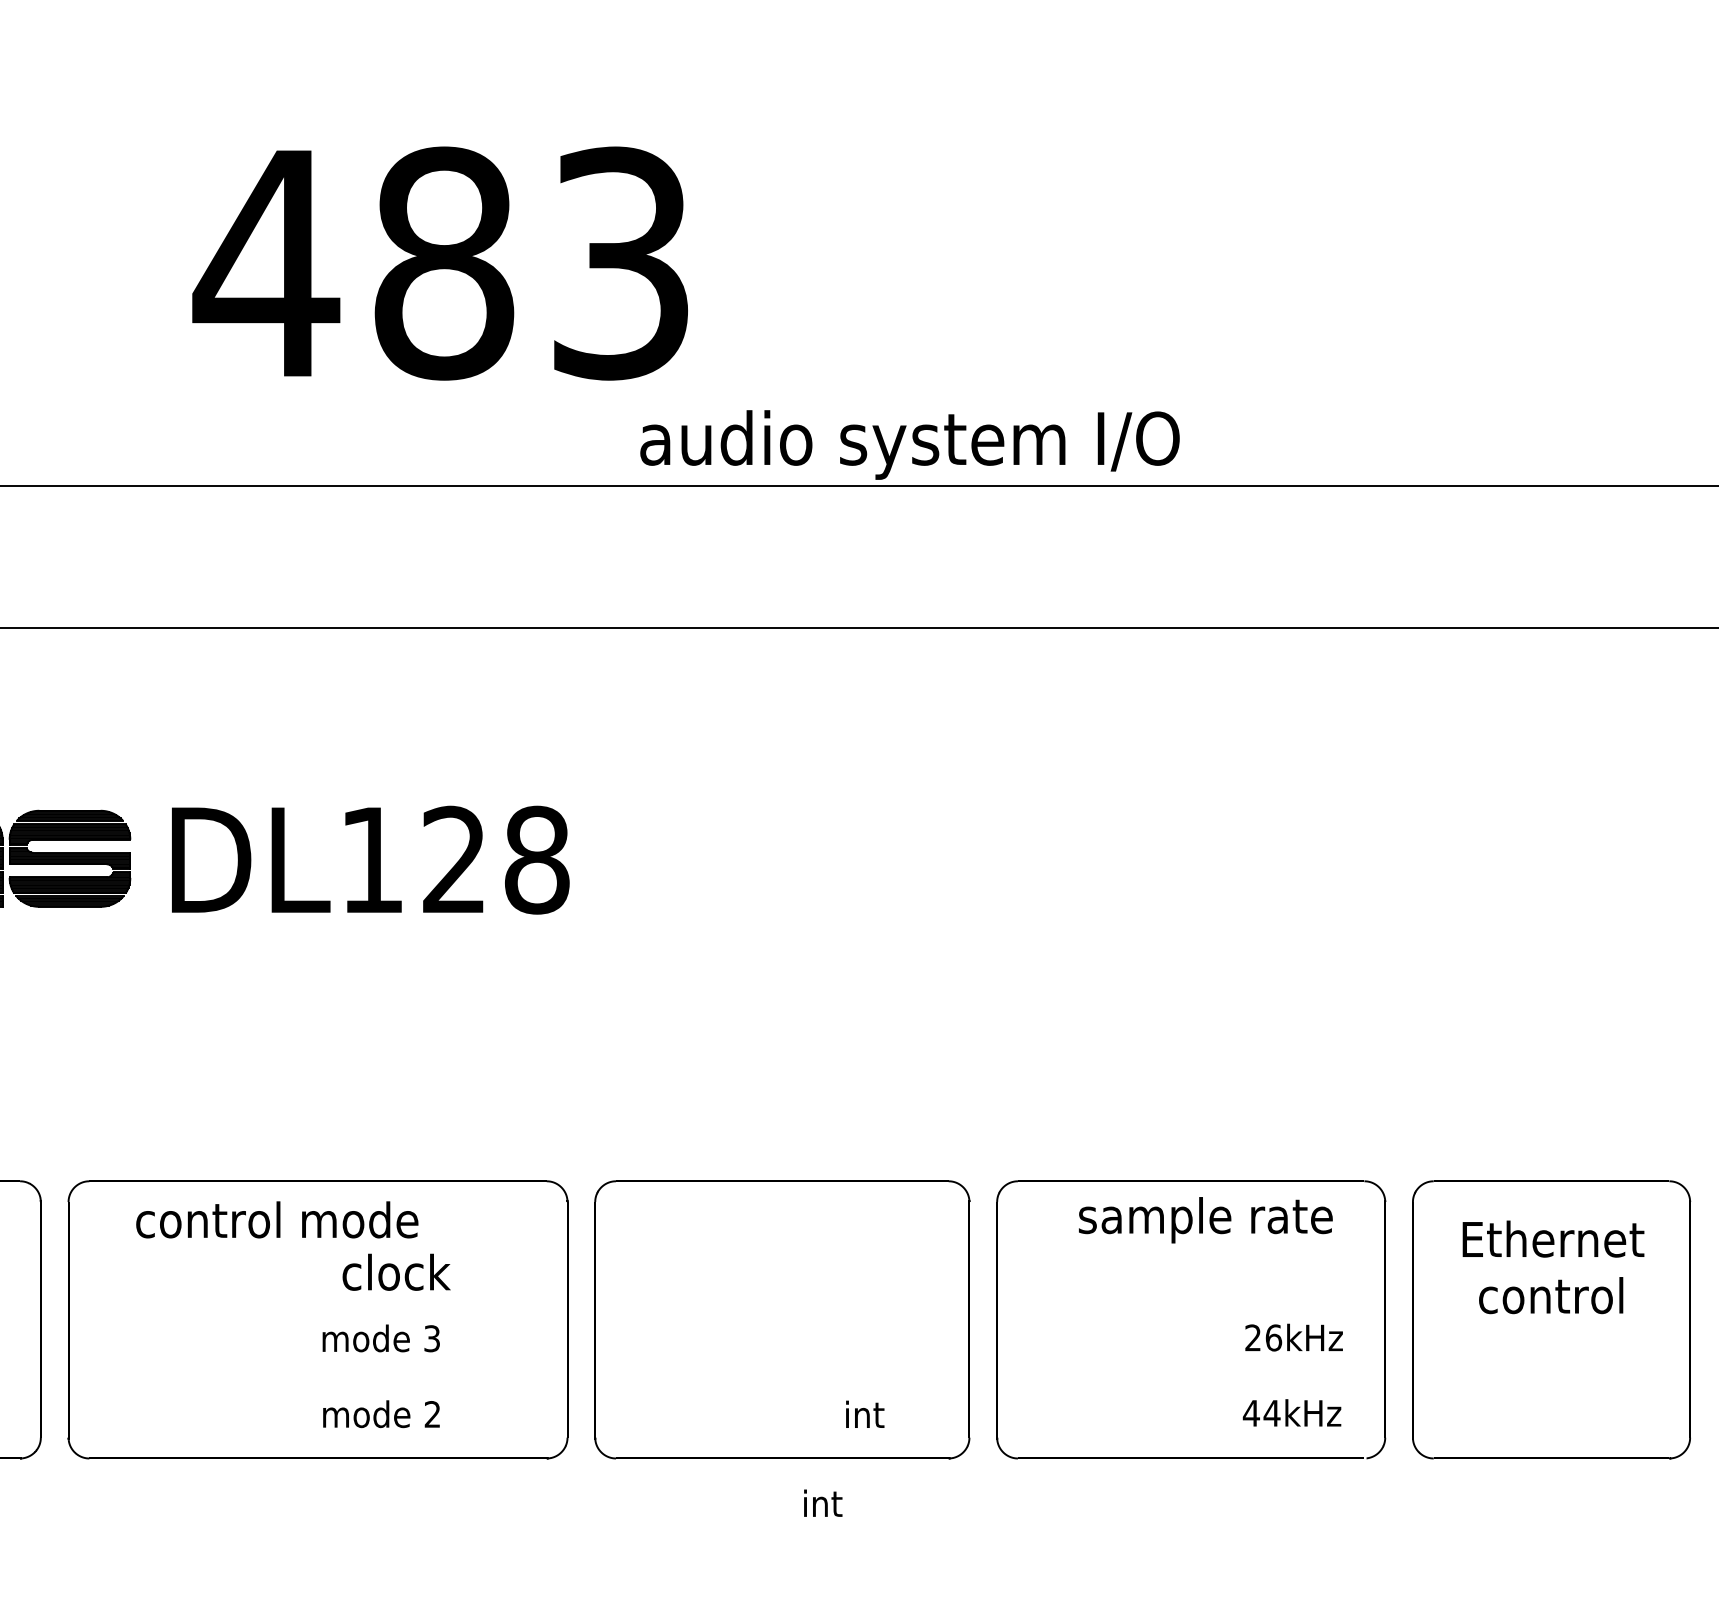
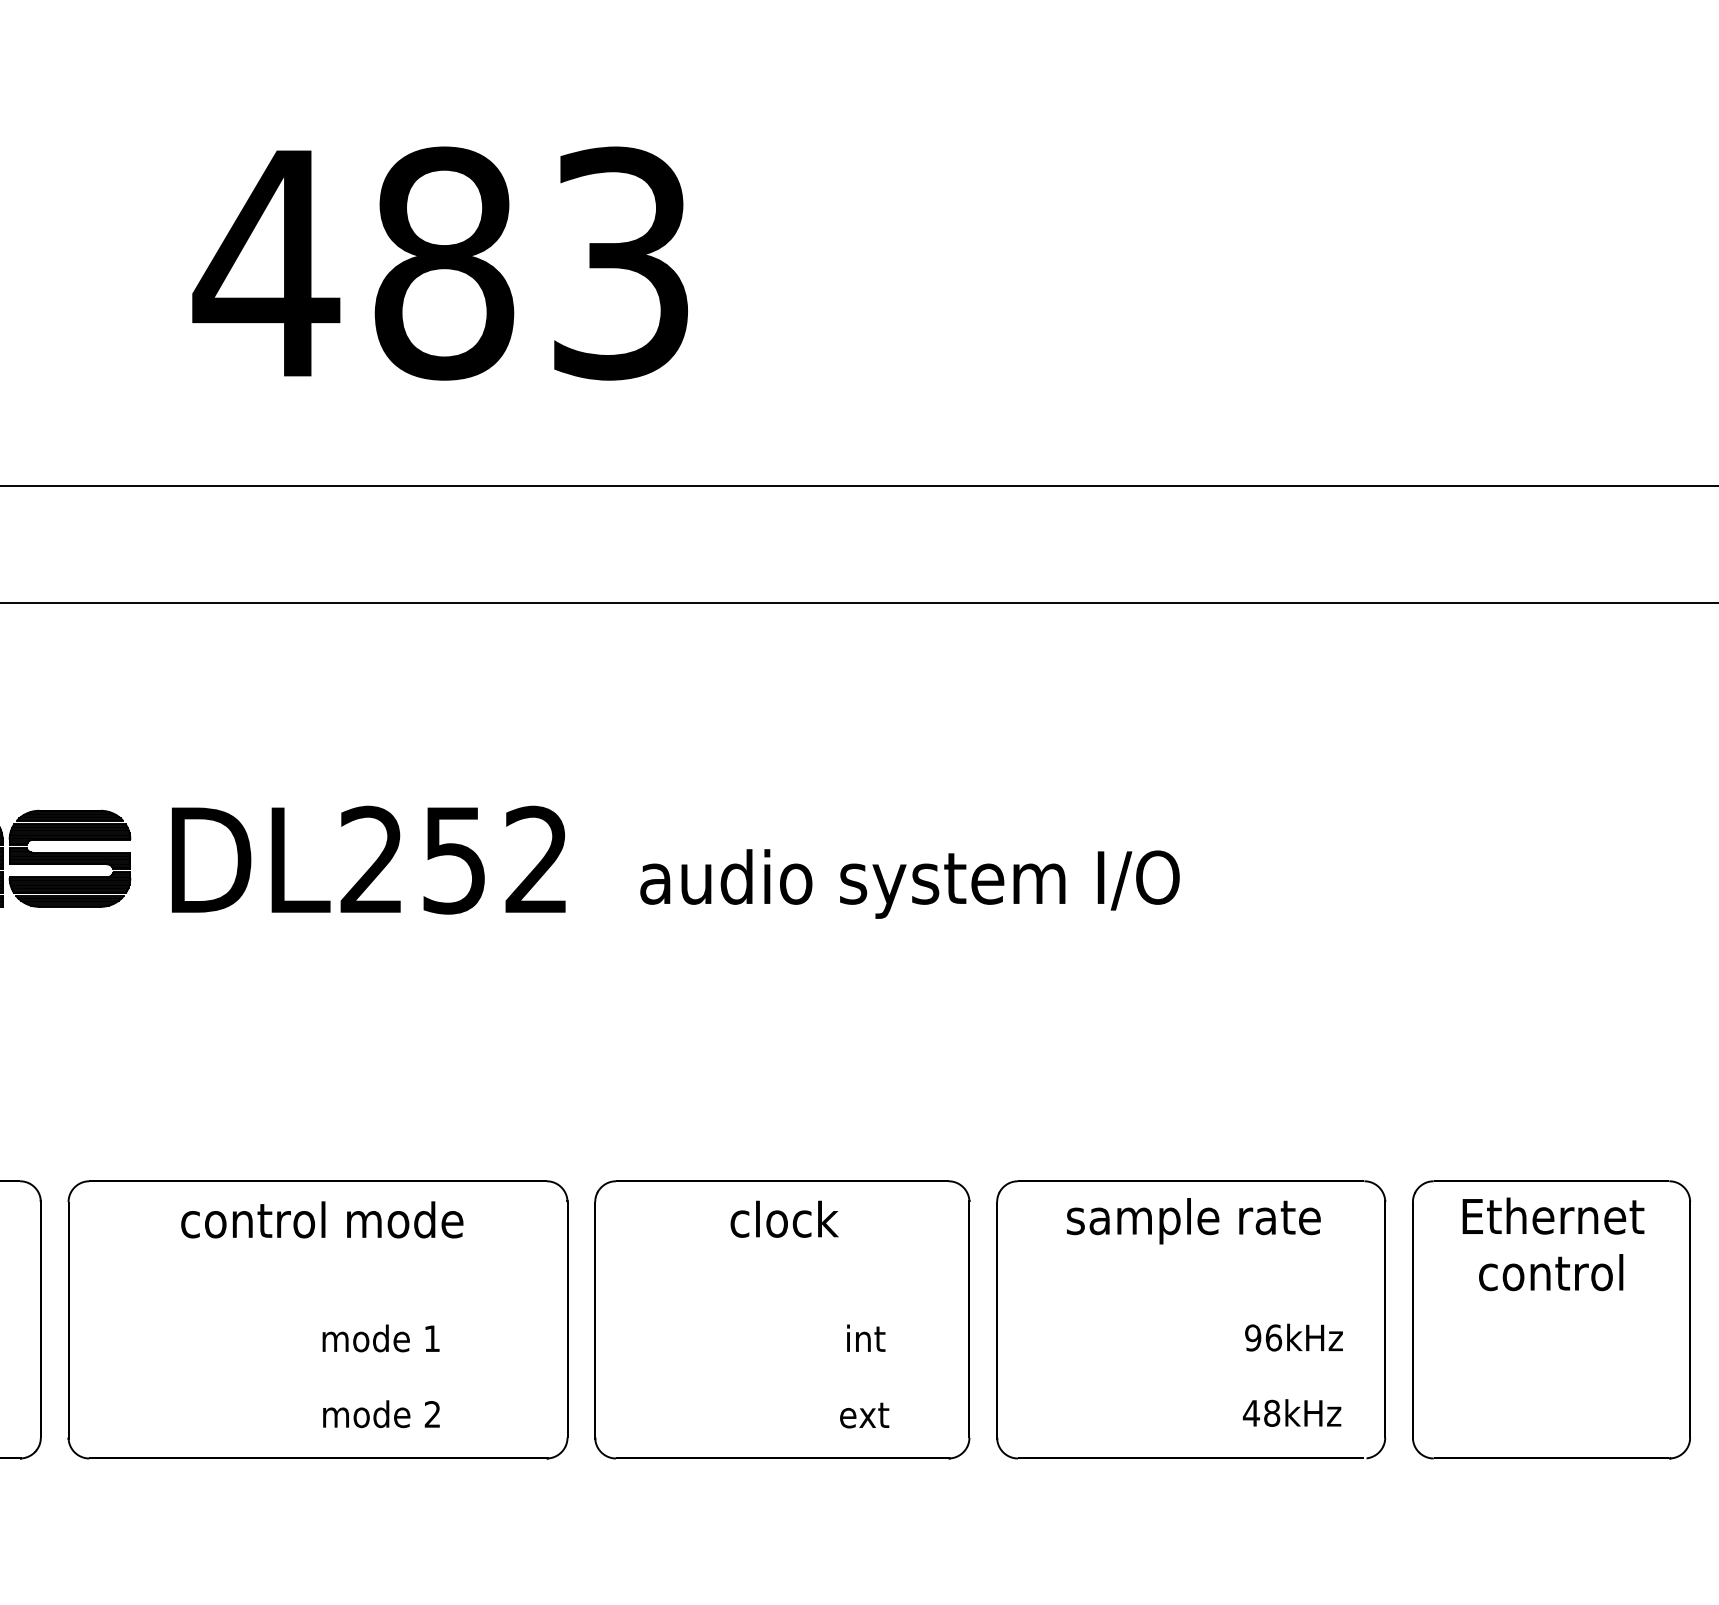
text position: (909, 444) -> (909, 883) (909, 883)
line position: (858, 628) -> (858, 603) (858, 603)
text: DL128 -> DL252 (454, 859)
text position: (277, 1219) -> (322, 1219) (322, 1219)
text position: (1205, 1220) -> (1193, 1221) (1193, 1221)
text position: (1553, 1267) -> (1553, 1244) (1553, 1244)
text position: (396, 1271) -> (784, 1218) (784, 1218)
text: 26kHz -> 96kHz (1253, 1337)
text: 3 -> 1 (431, 1338)
text: 44kHz -> 48kHz (1271, 1412)
text: int -> ext (864, 1414)
text position: (823, 1502) -> (866, 1337) (866, 1337)
